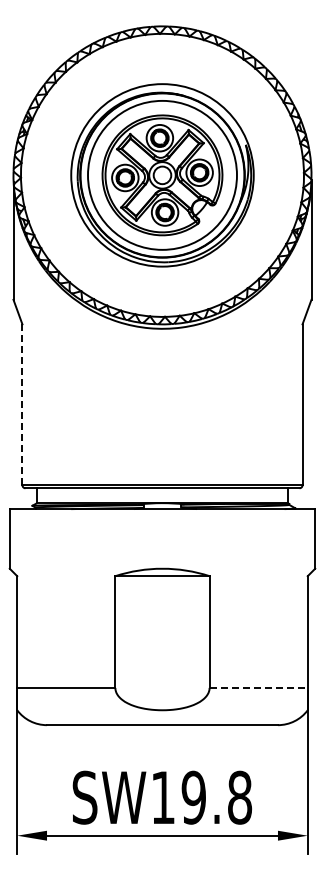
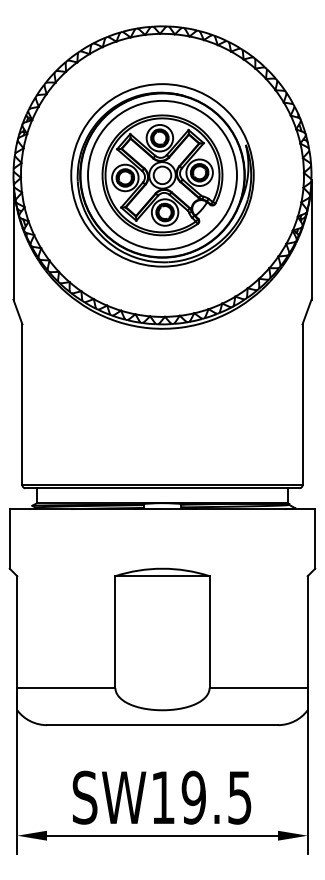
line: dashed -> solid (22, 404)
line: dashed -> solid (259, 687)
text: SW19.8 -> SW19.5 (240, 797)
